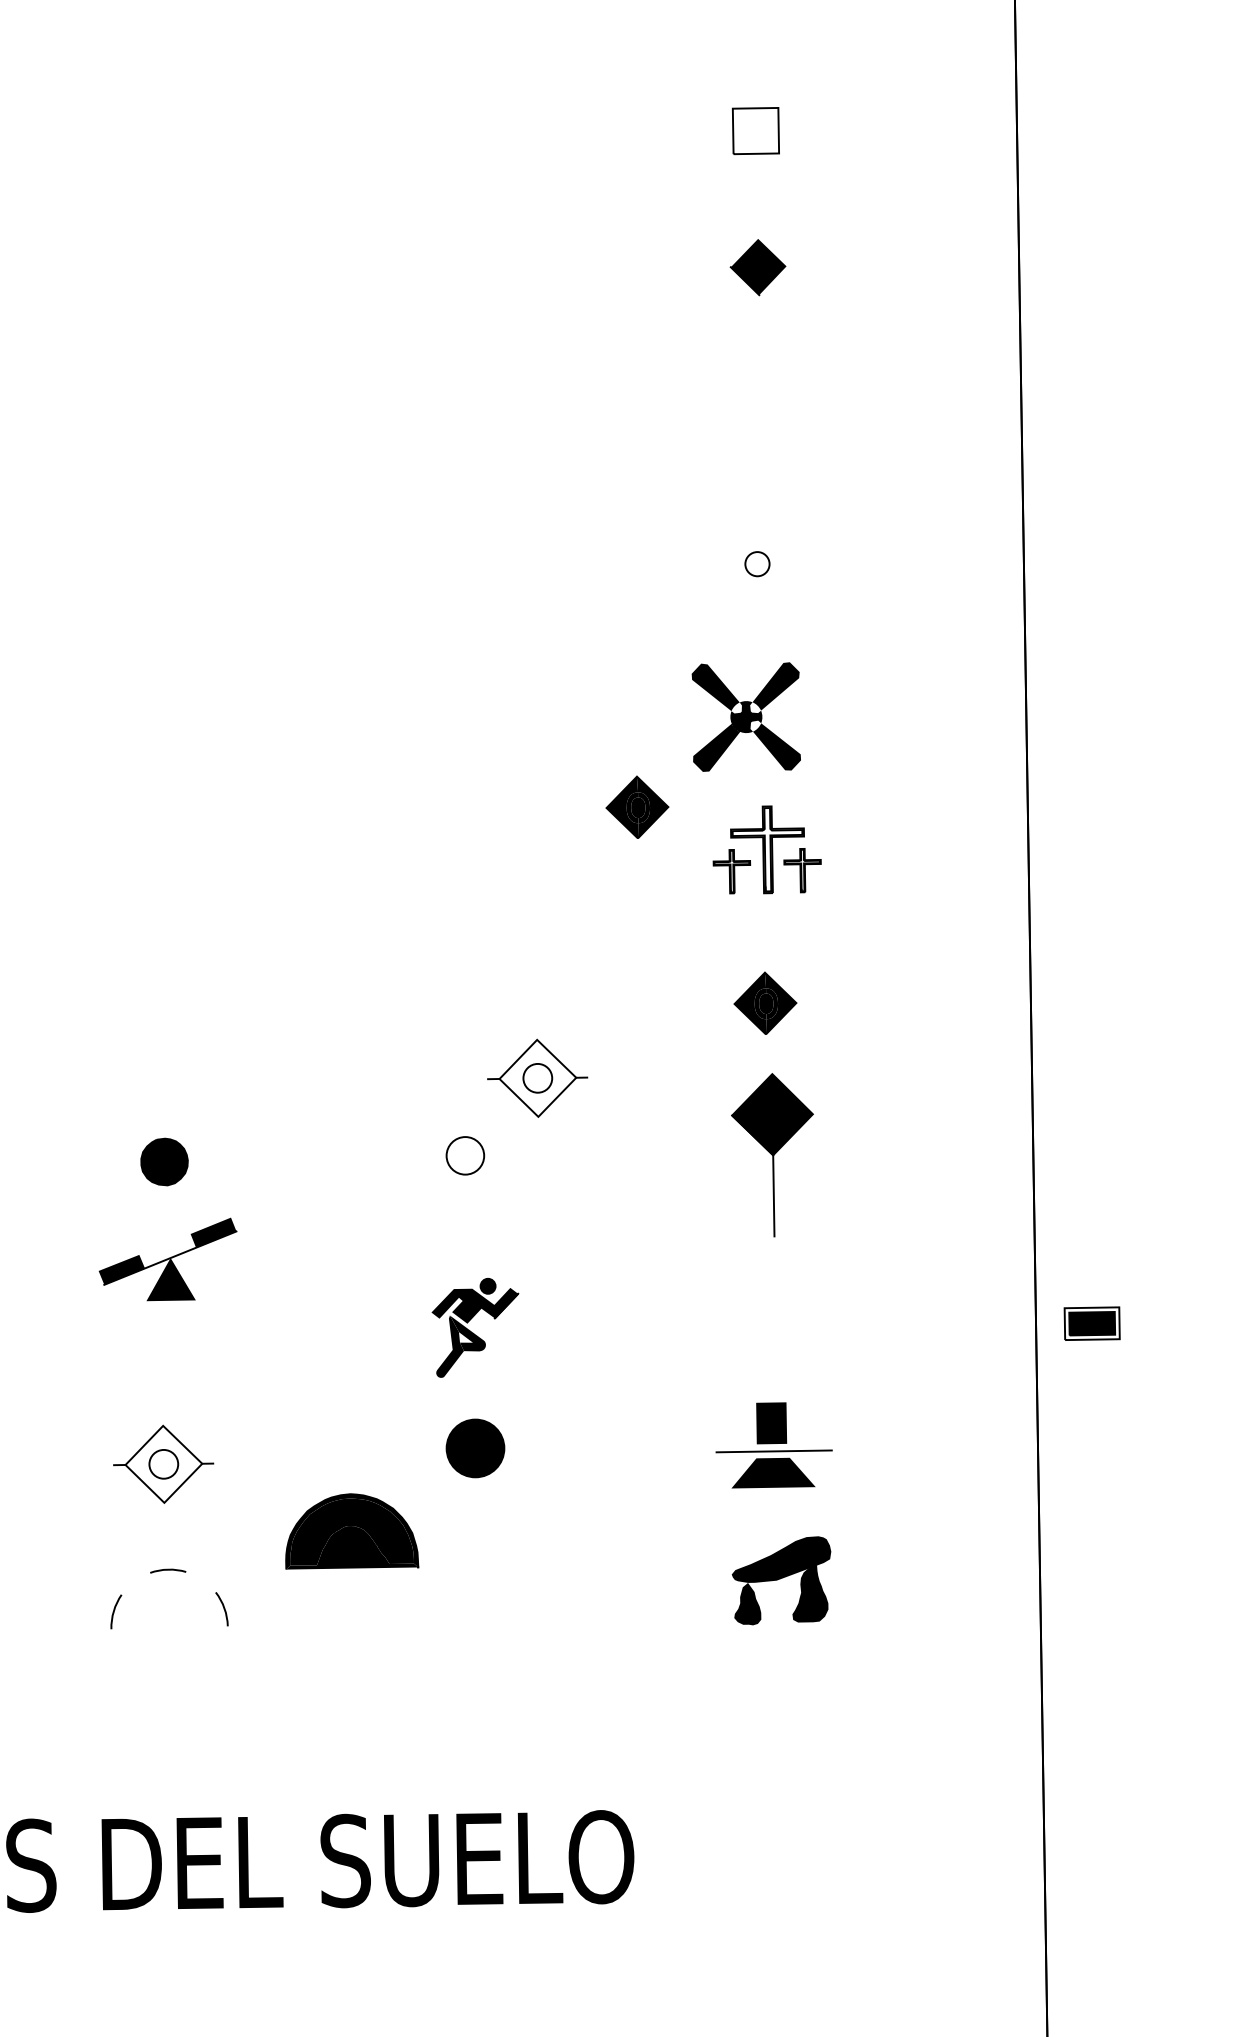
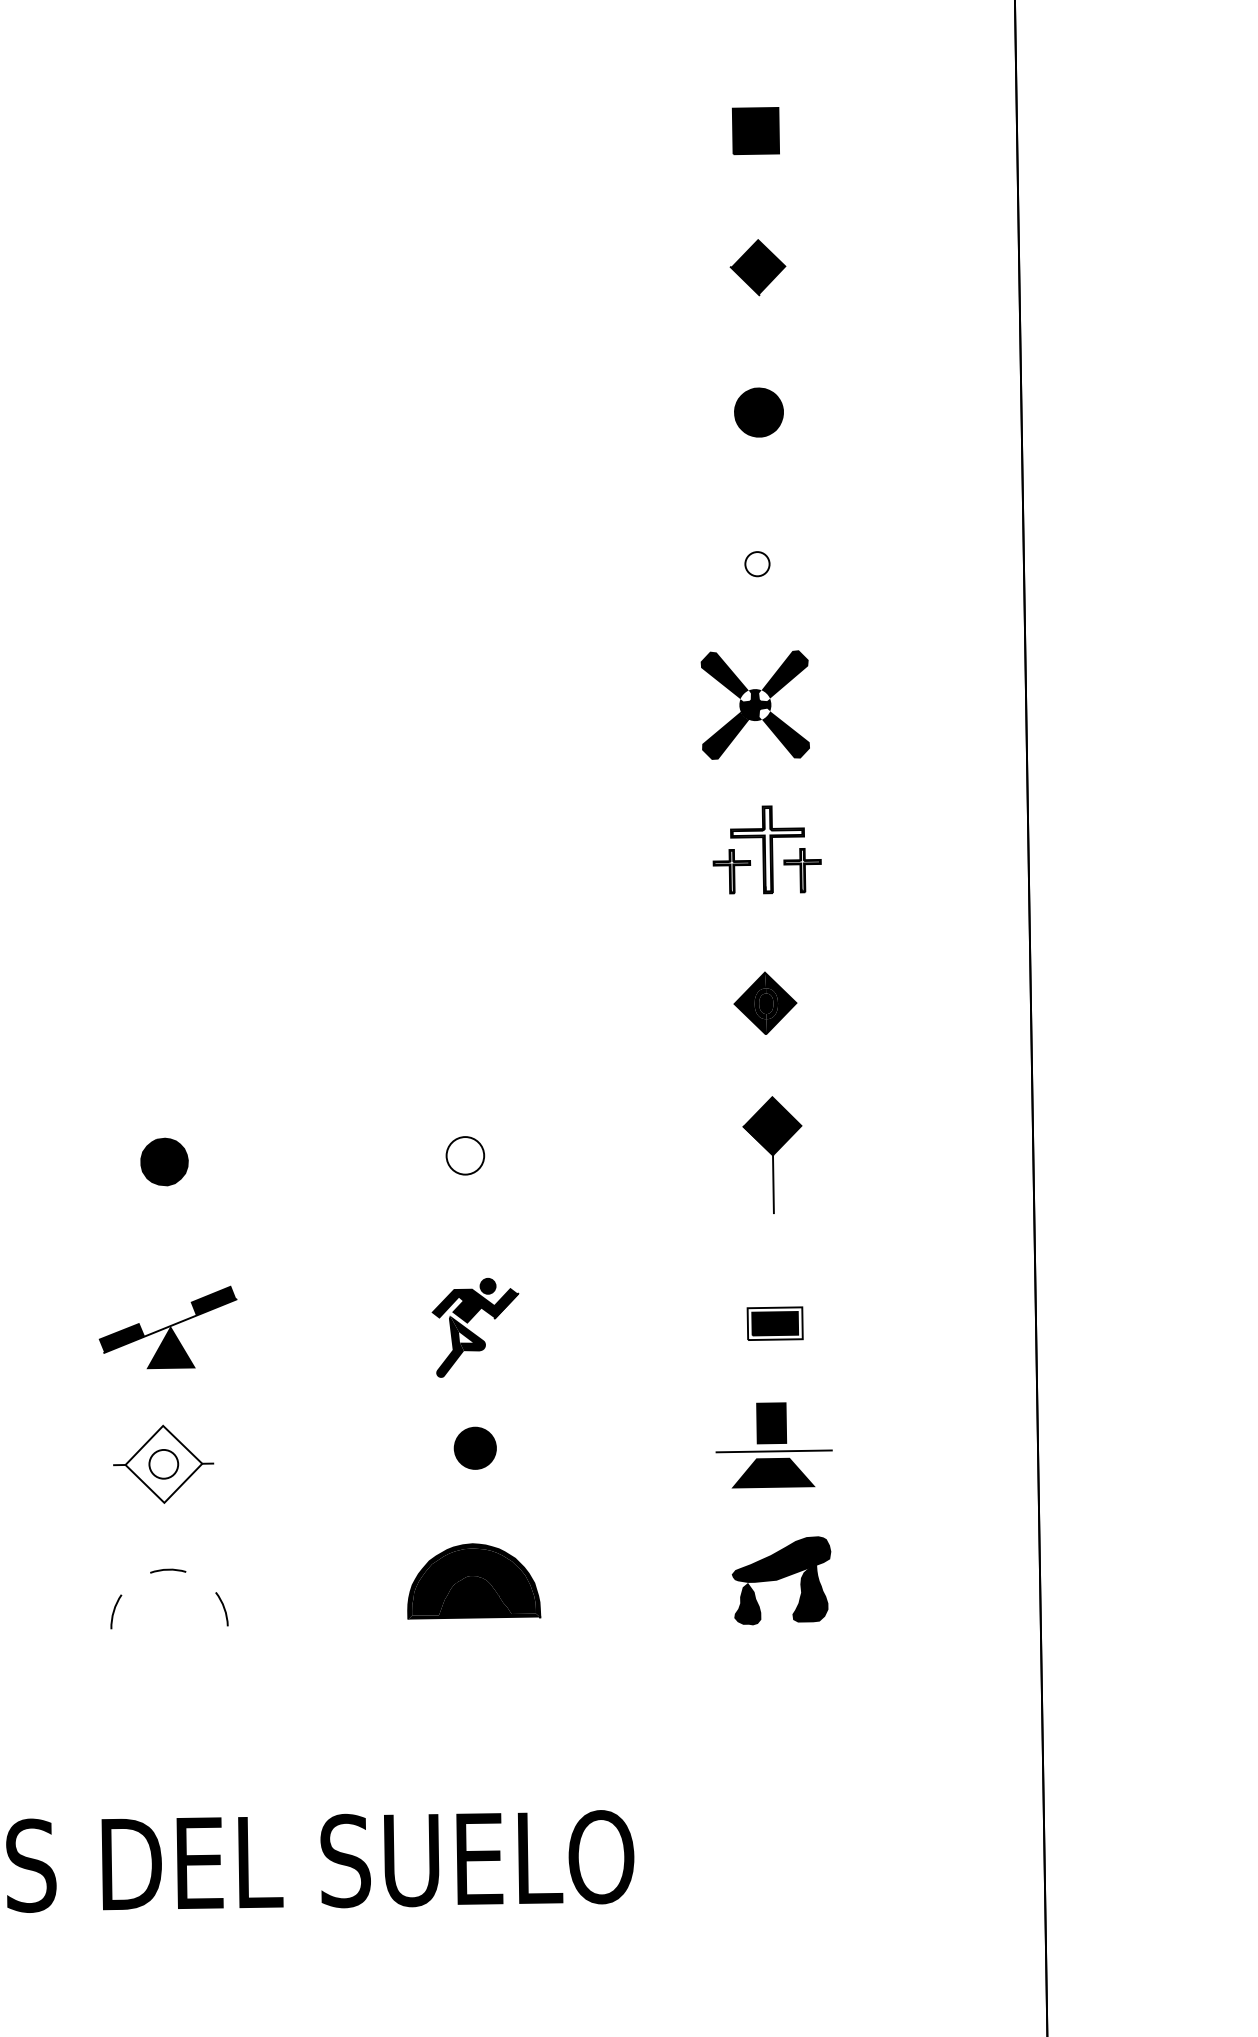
fill: none -> present (755, 130)
fill: none -> present (758, 412)
part position: (745, 716) -> (754, 704) (754, 704)
part: present -> none (637, 806)
part: present -> none (537, 1077)
part size: 83x165 px -> 61x118 px (772, 1154)
part position: (167, 1259) -> (167, 1327) (167, 1327)
part position: (1091, 1323) -> (774, 1323) (774, 1323)
part size: 61x61 px -> 44x44 px (474, 1447)
part position: (352, 1531) -> (474, 1581) (474, 1581)
